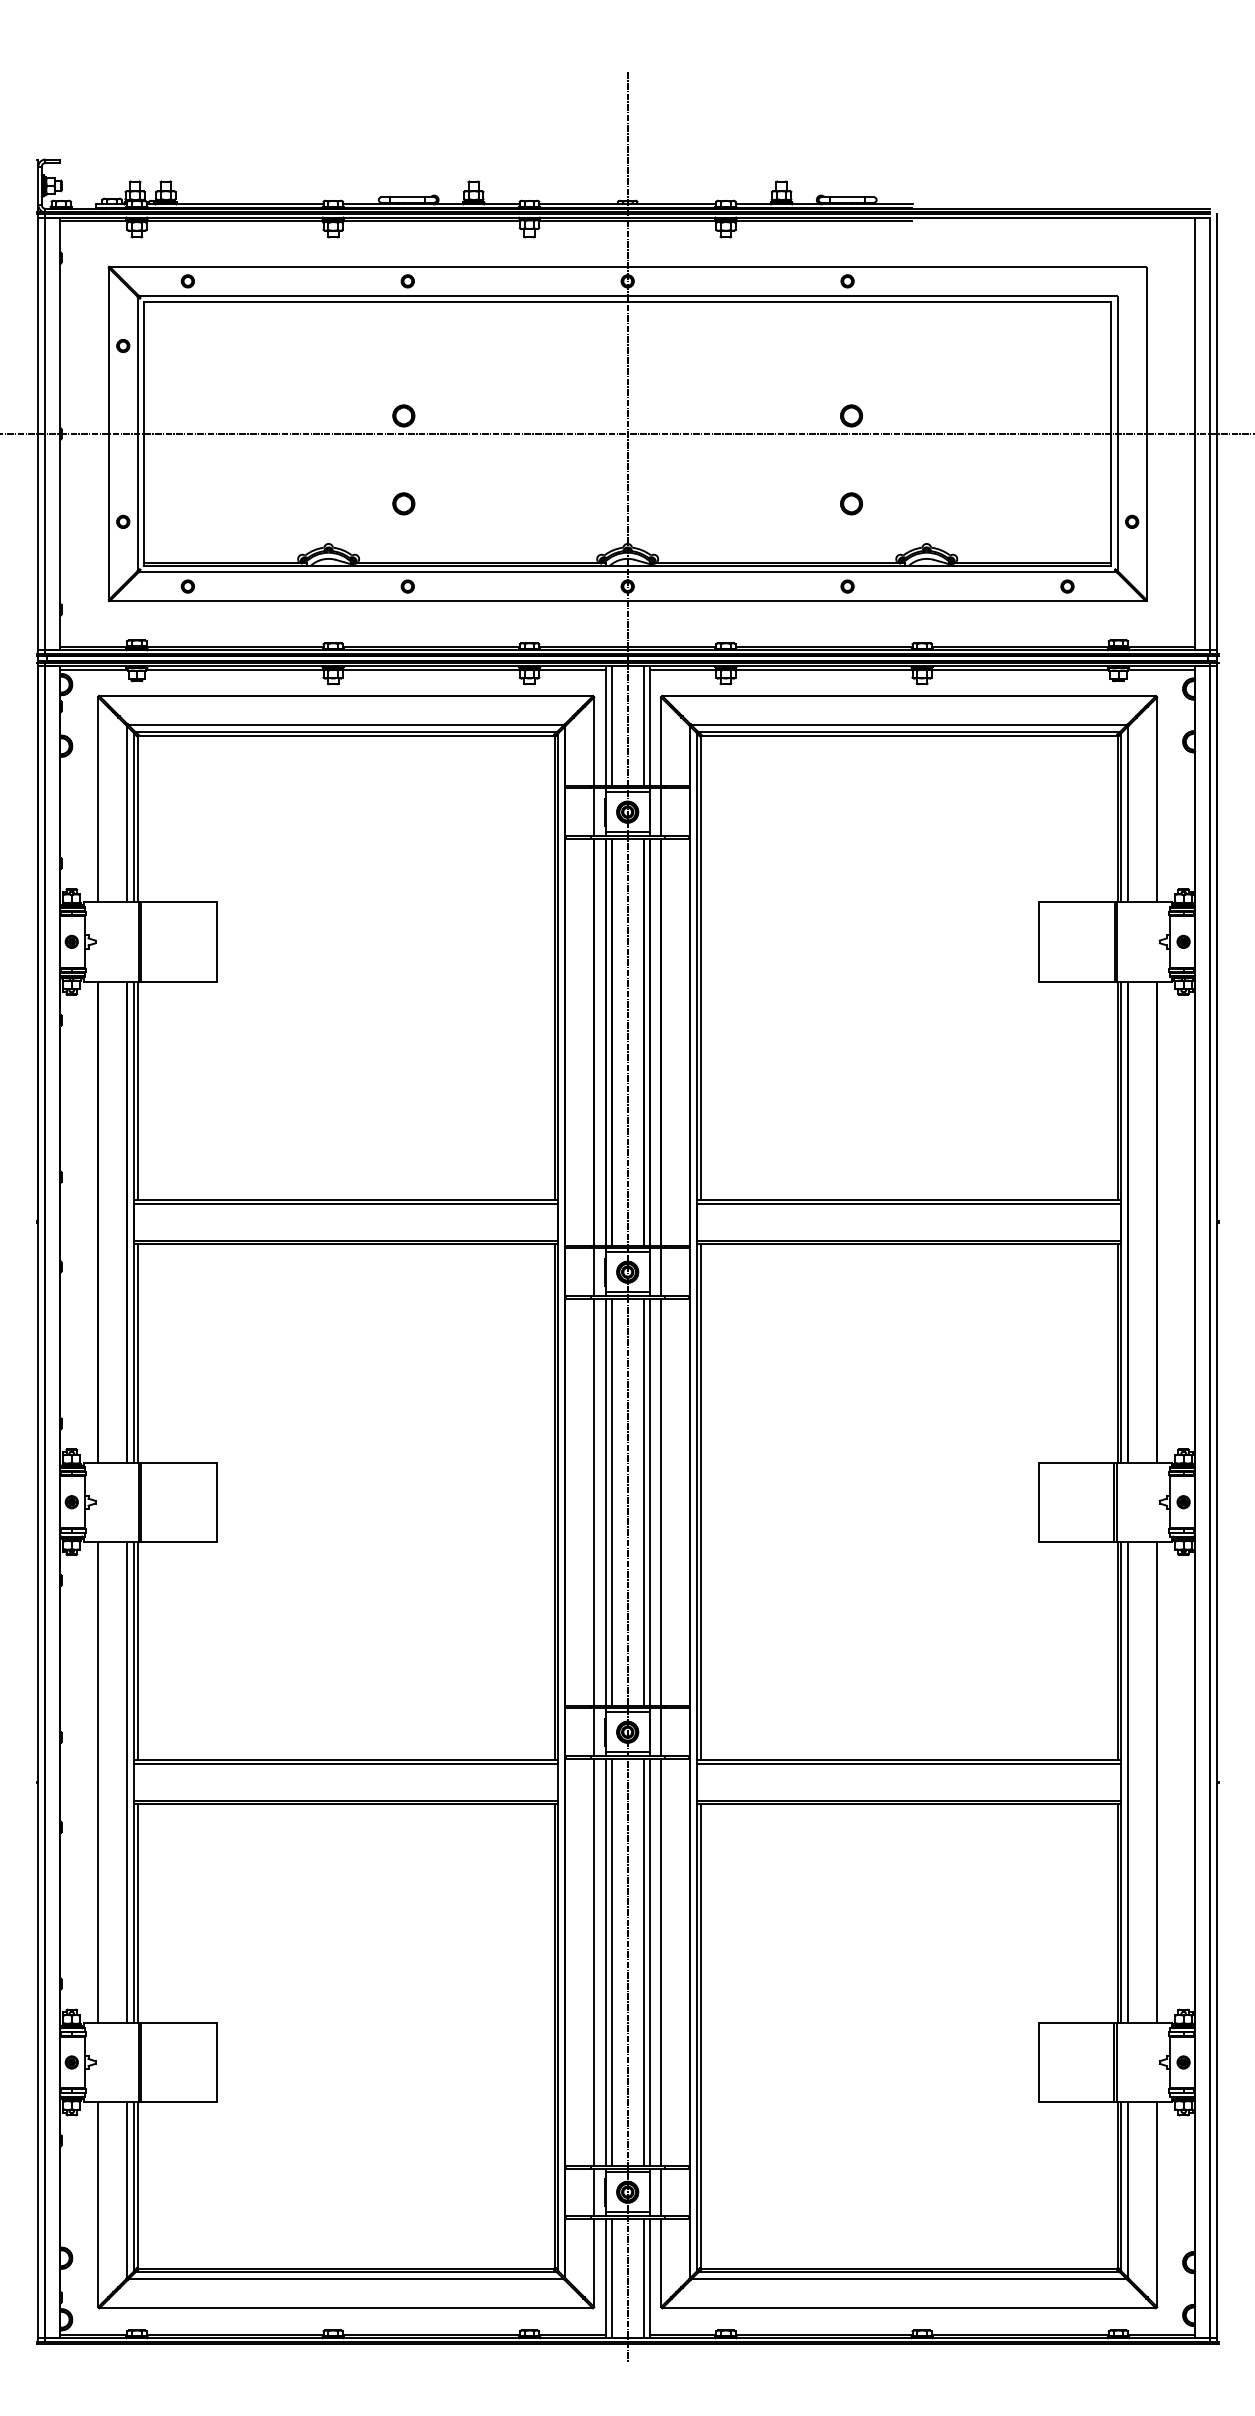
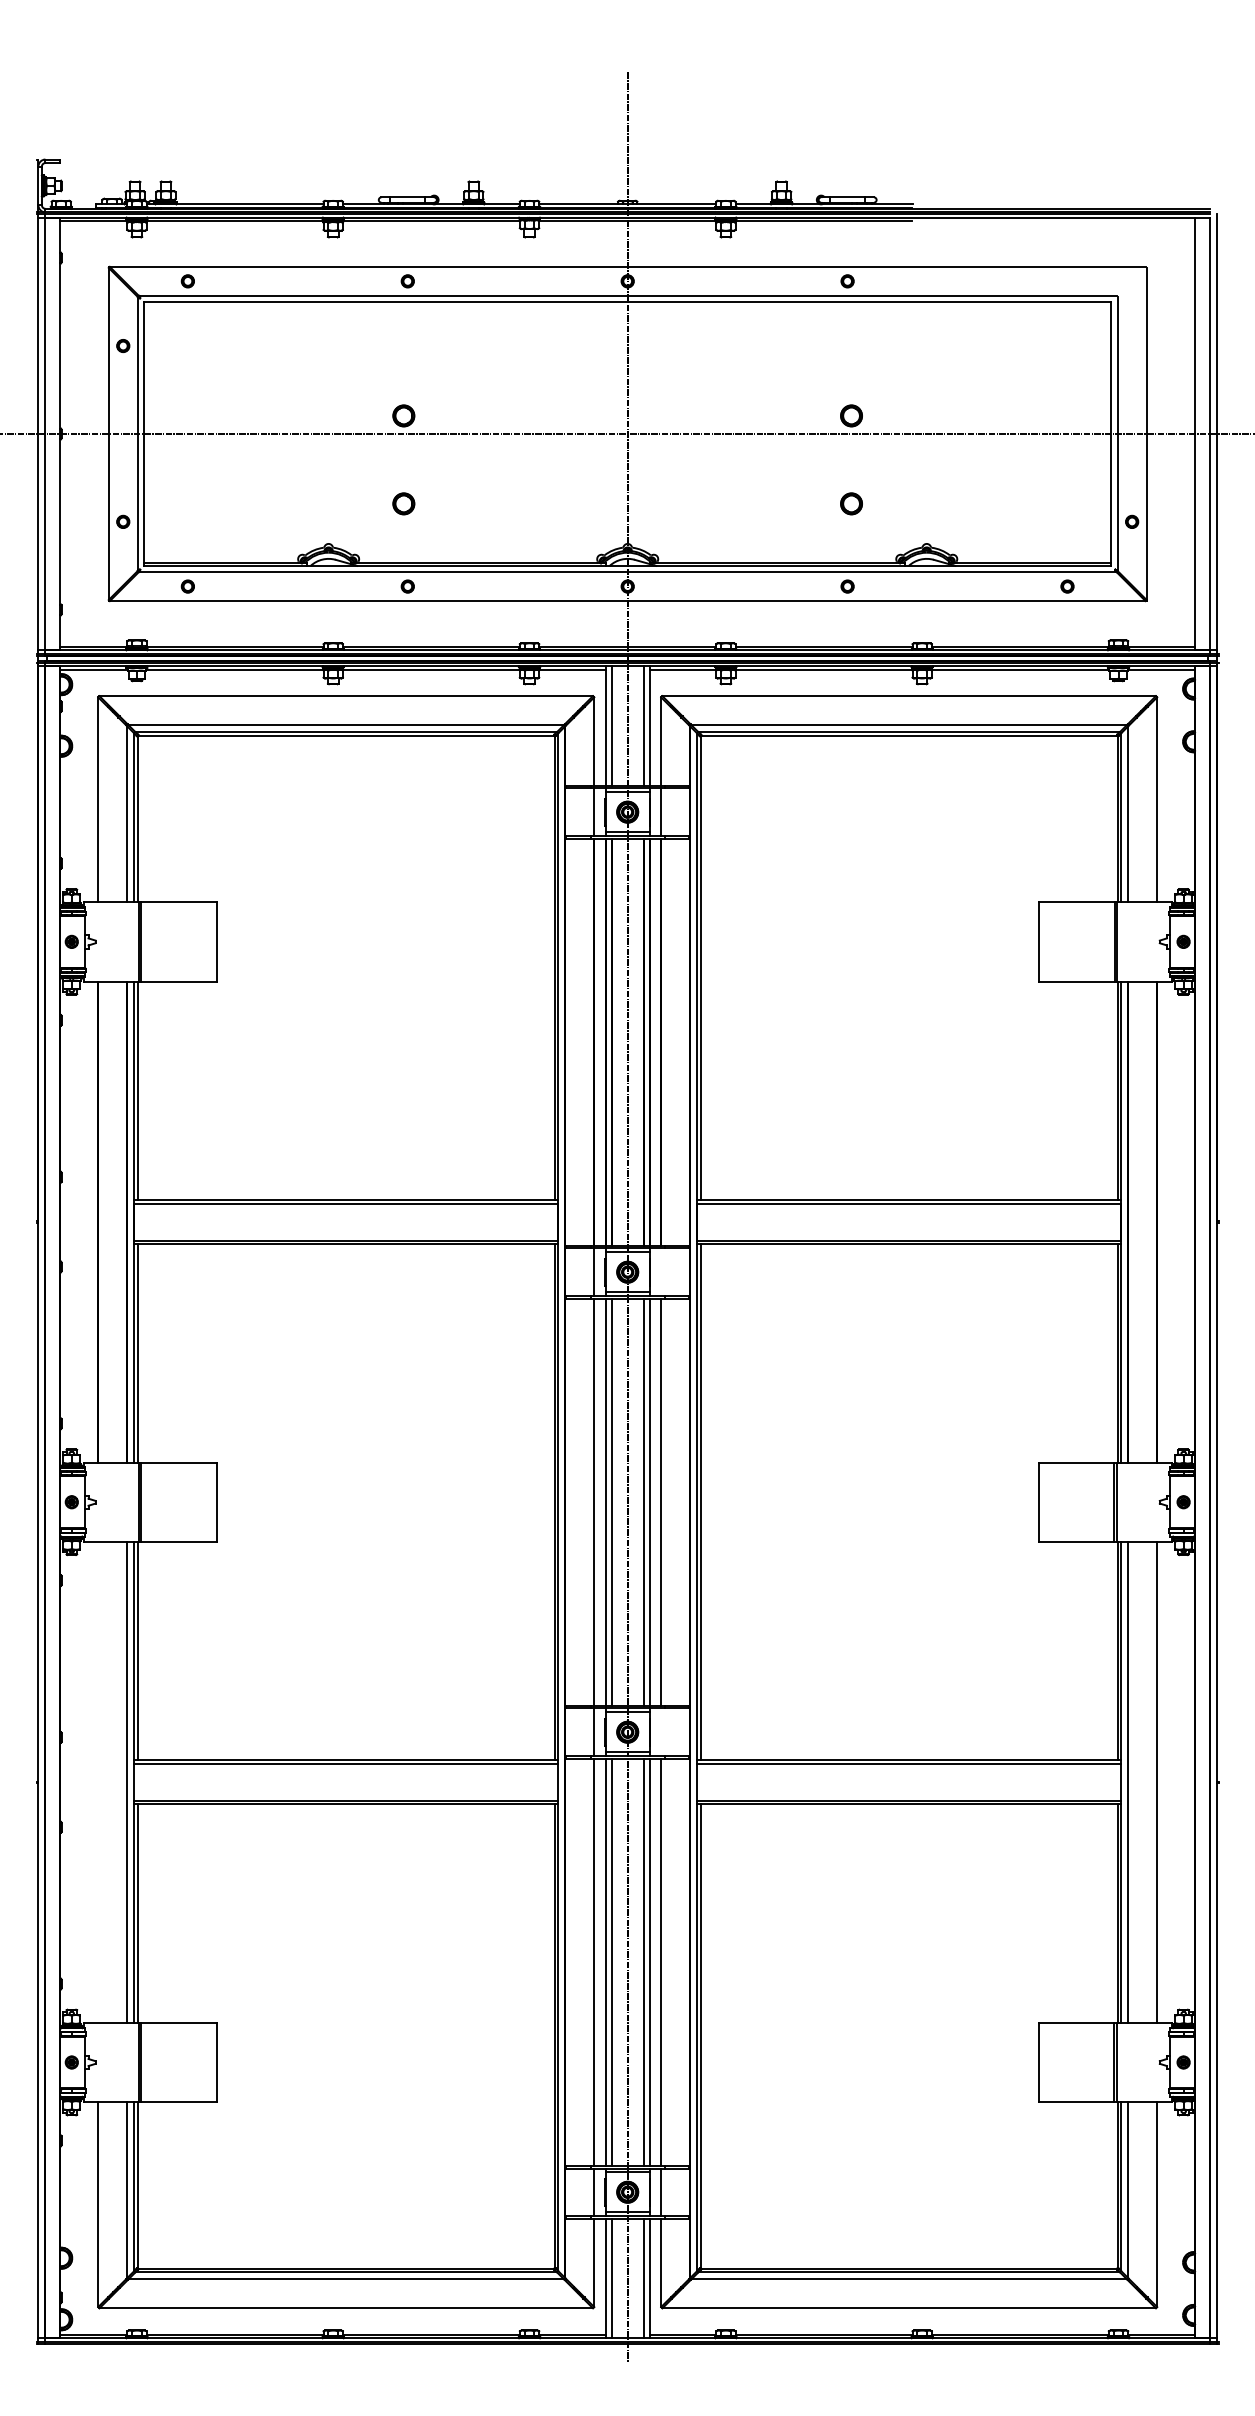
line: present -> none (661, 1271)
line: present -> none (661, 1731)
line: present -> none (98, 1781)
